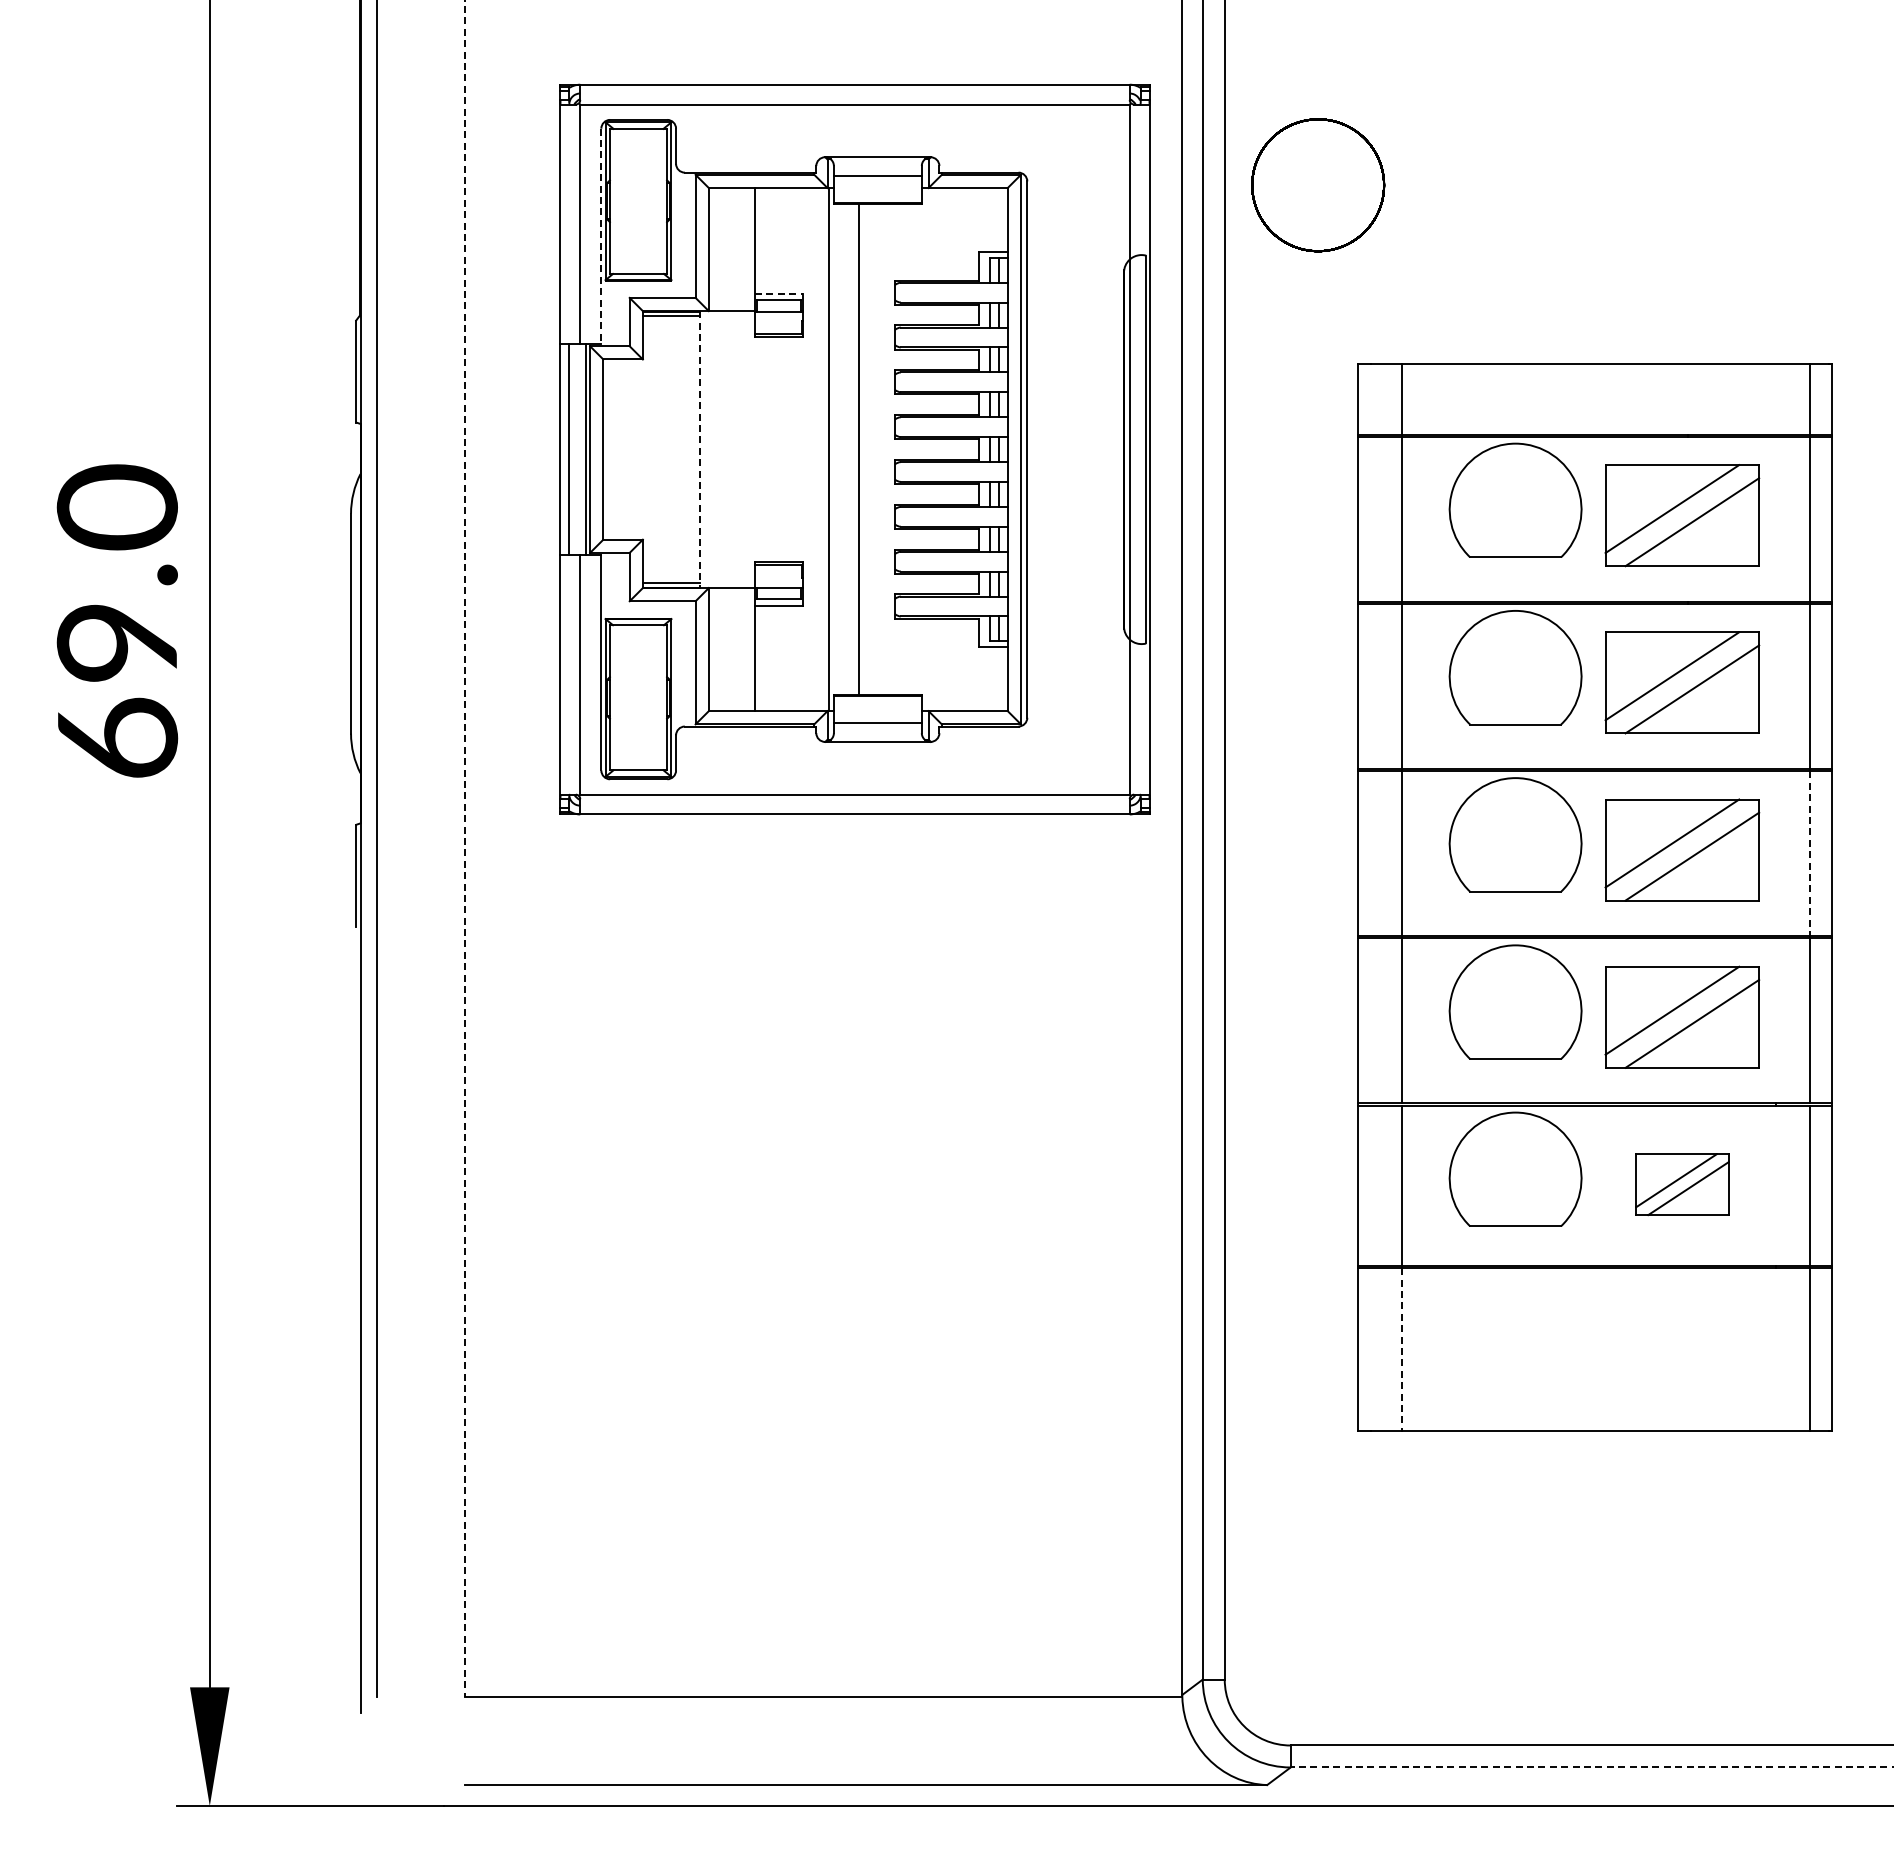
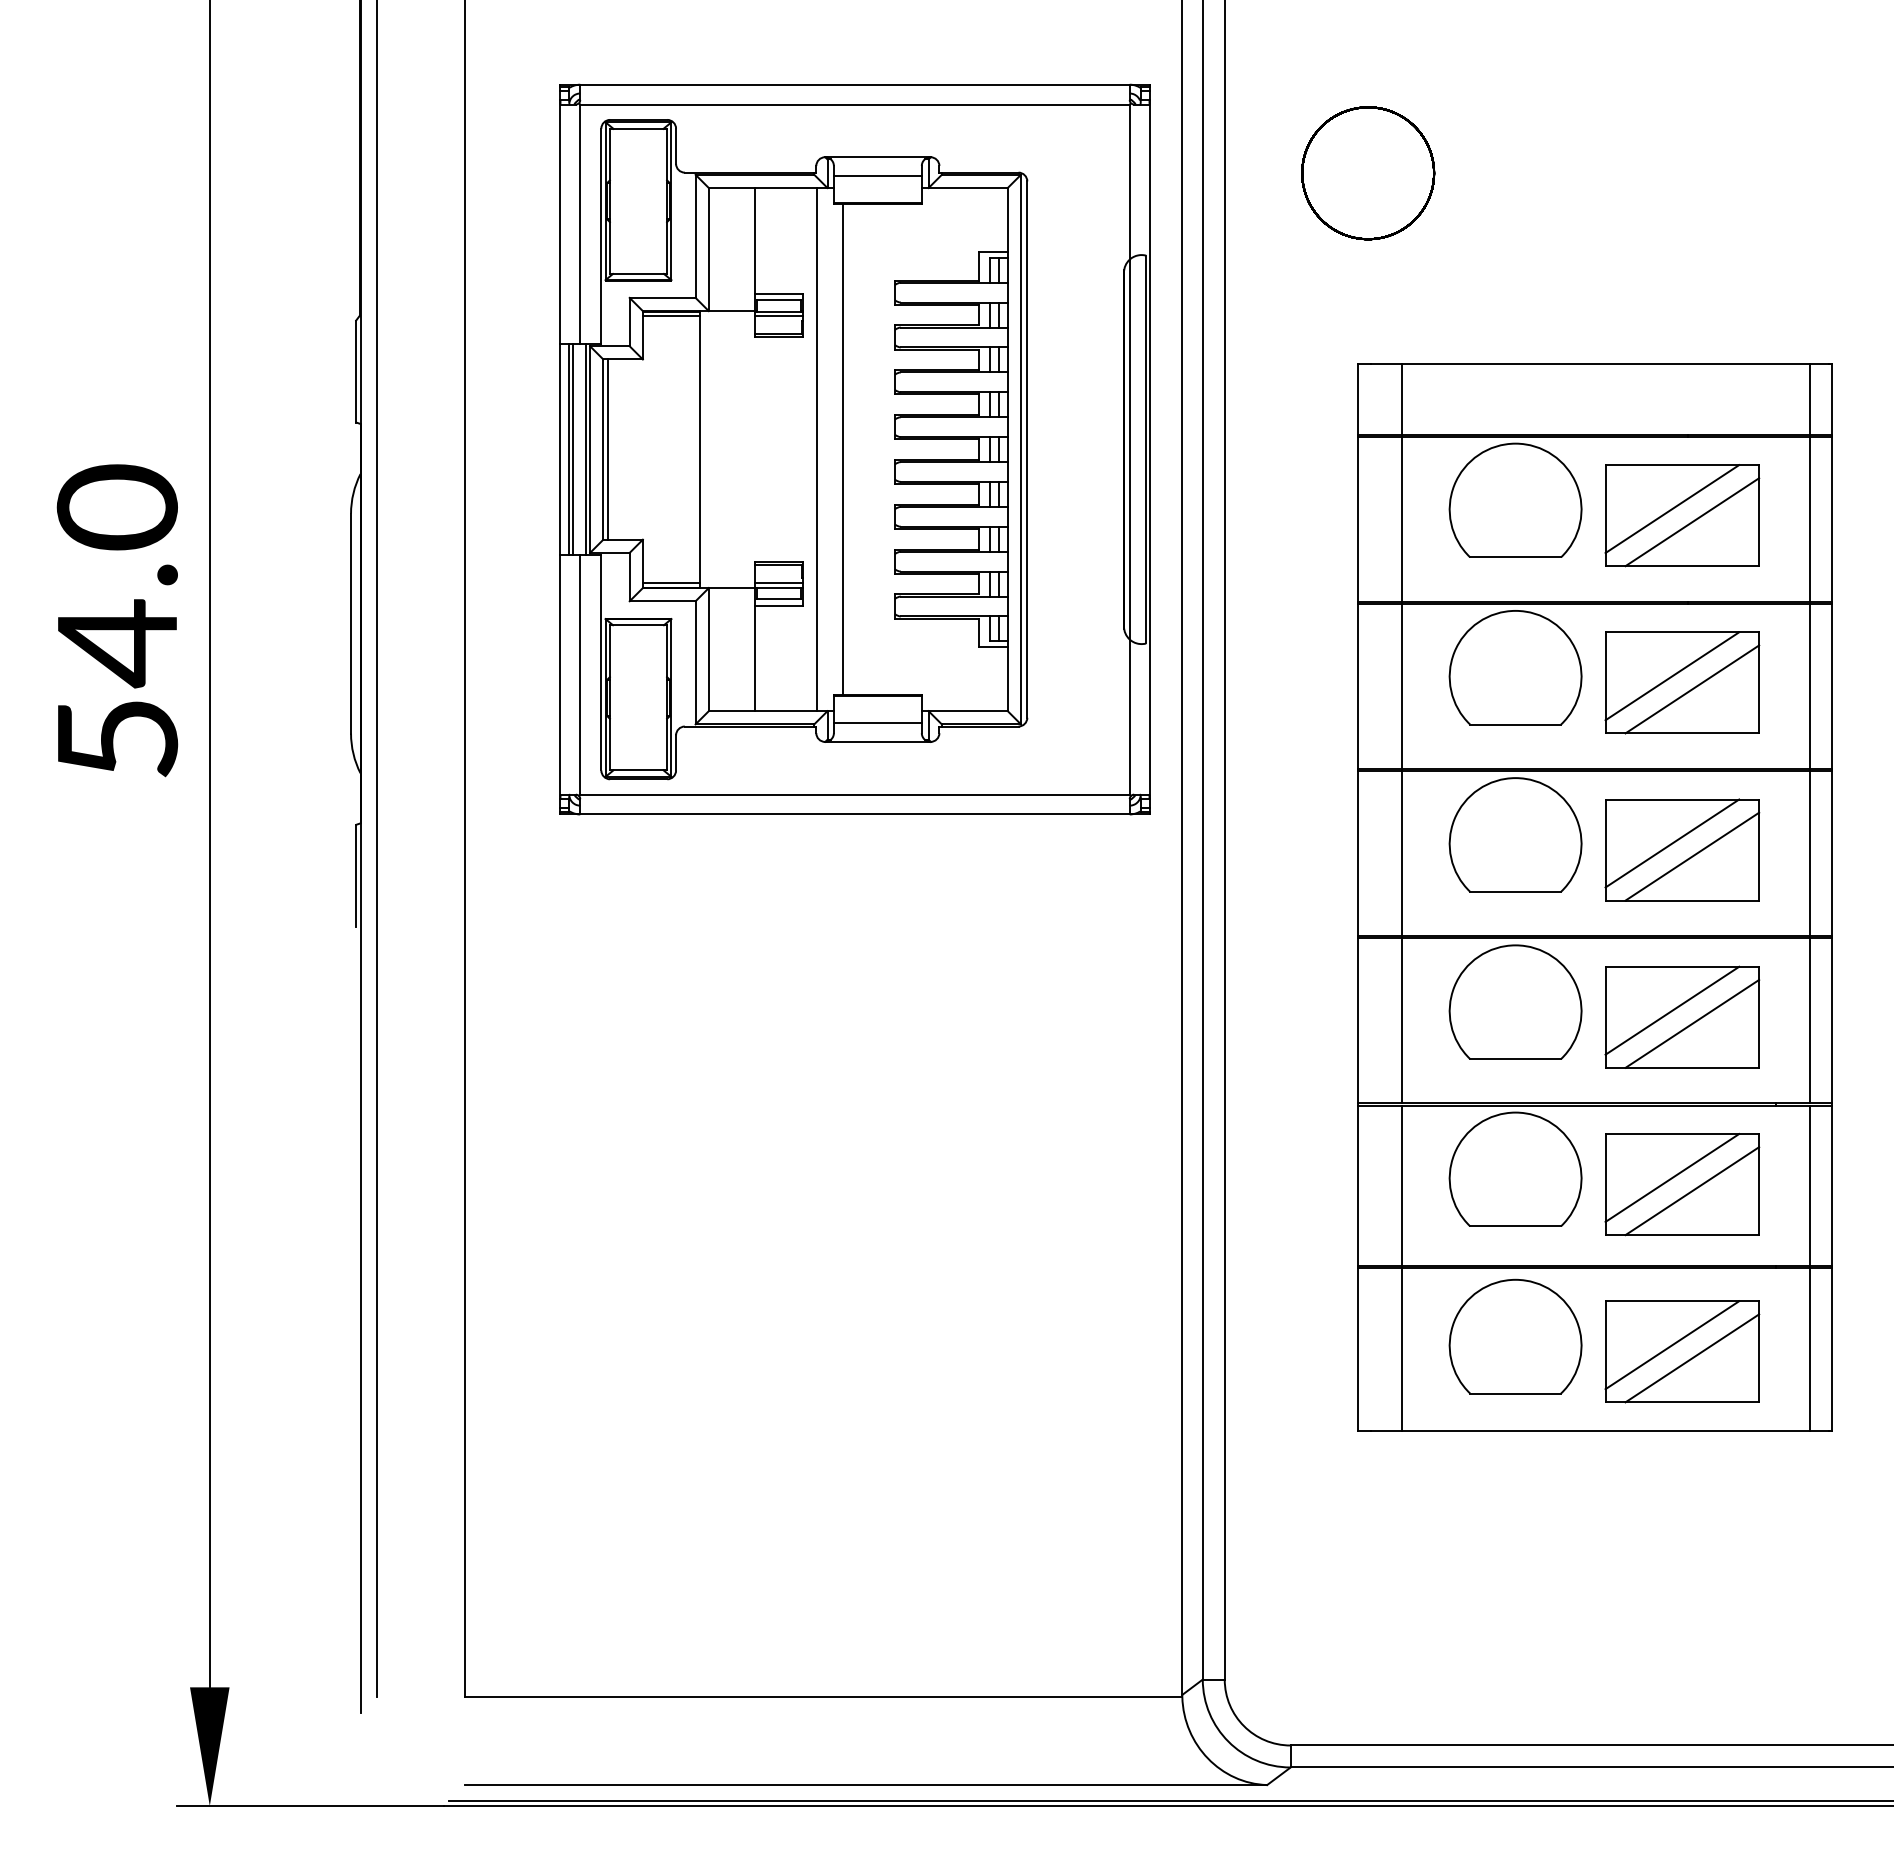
part position: (1318, 185) -> (1368, 173) (1368, 173)
line: dashed -> solid (601, 236)
line: dashed -> solid (779, 293)
line: none -> present (778, 315)
line: none -> present (572, 449)
line: none -> present (607, 449)
line position: (828, 449) -> (816, 449) (816, 449)
line position: (858, 449) -> (842, 449) (842, 449)
line: dashed -> solid (700, 450)
line: none -> present (778, 583)
text: 69.0 -> 54.0 (117, 688)
line: dashed -> solid (465, 849)
line: dashed -> solid (1809, 854)
part size: 95x64 px -> 157x104 px (1682, 1184)
part: none -> present (1515, 1336)
line: dashed -> solid (1401, 1349)
part: none -> present (1682, 1351)
line: dashed -> solid (1591, 1767)
line: none -> present (1169, 1801)
